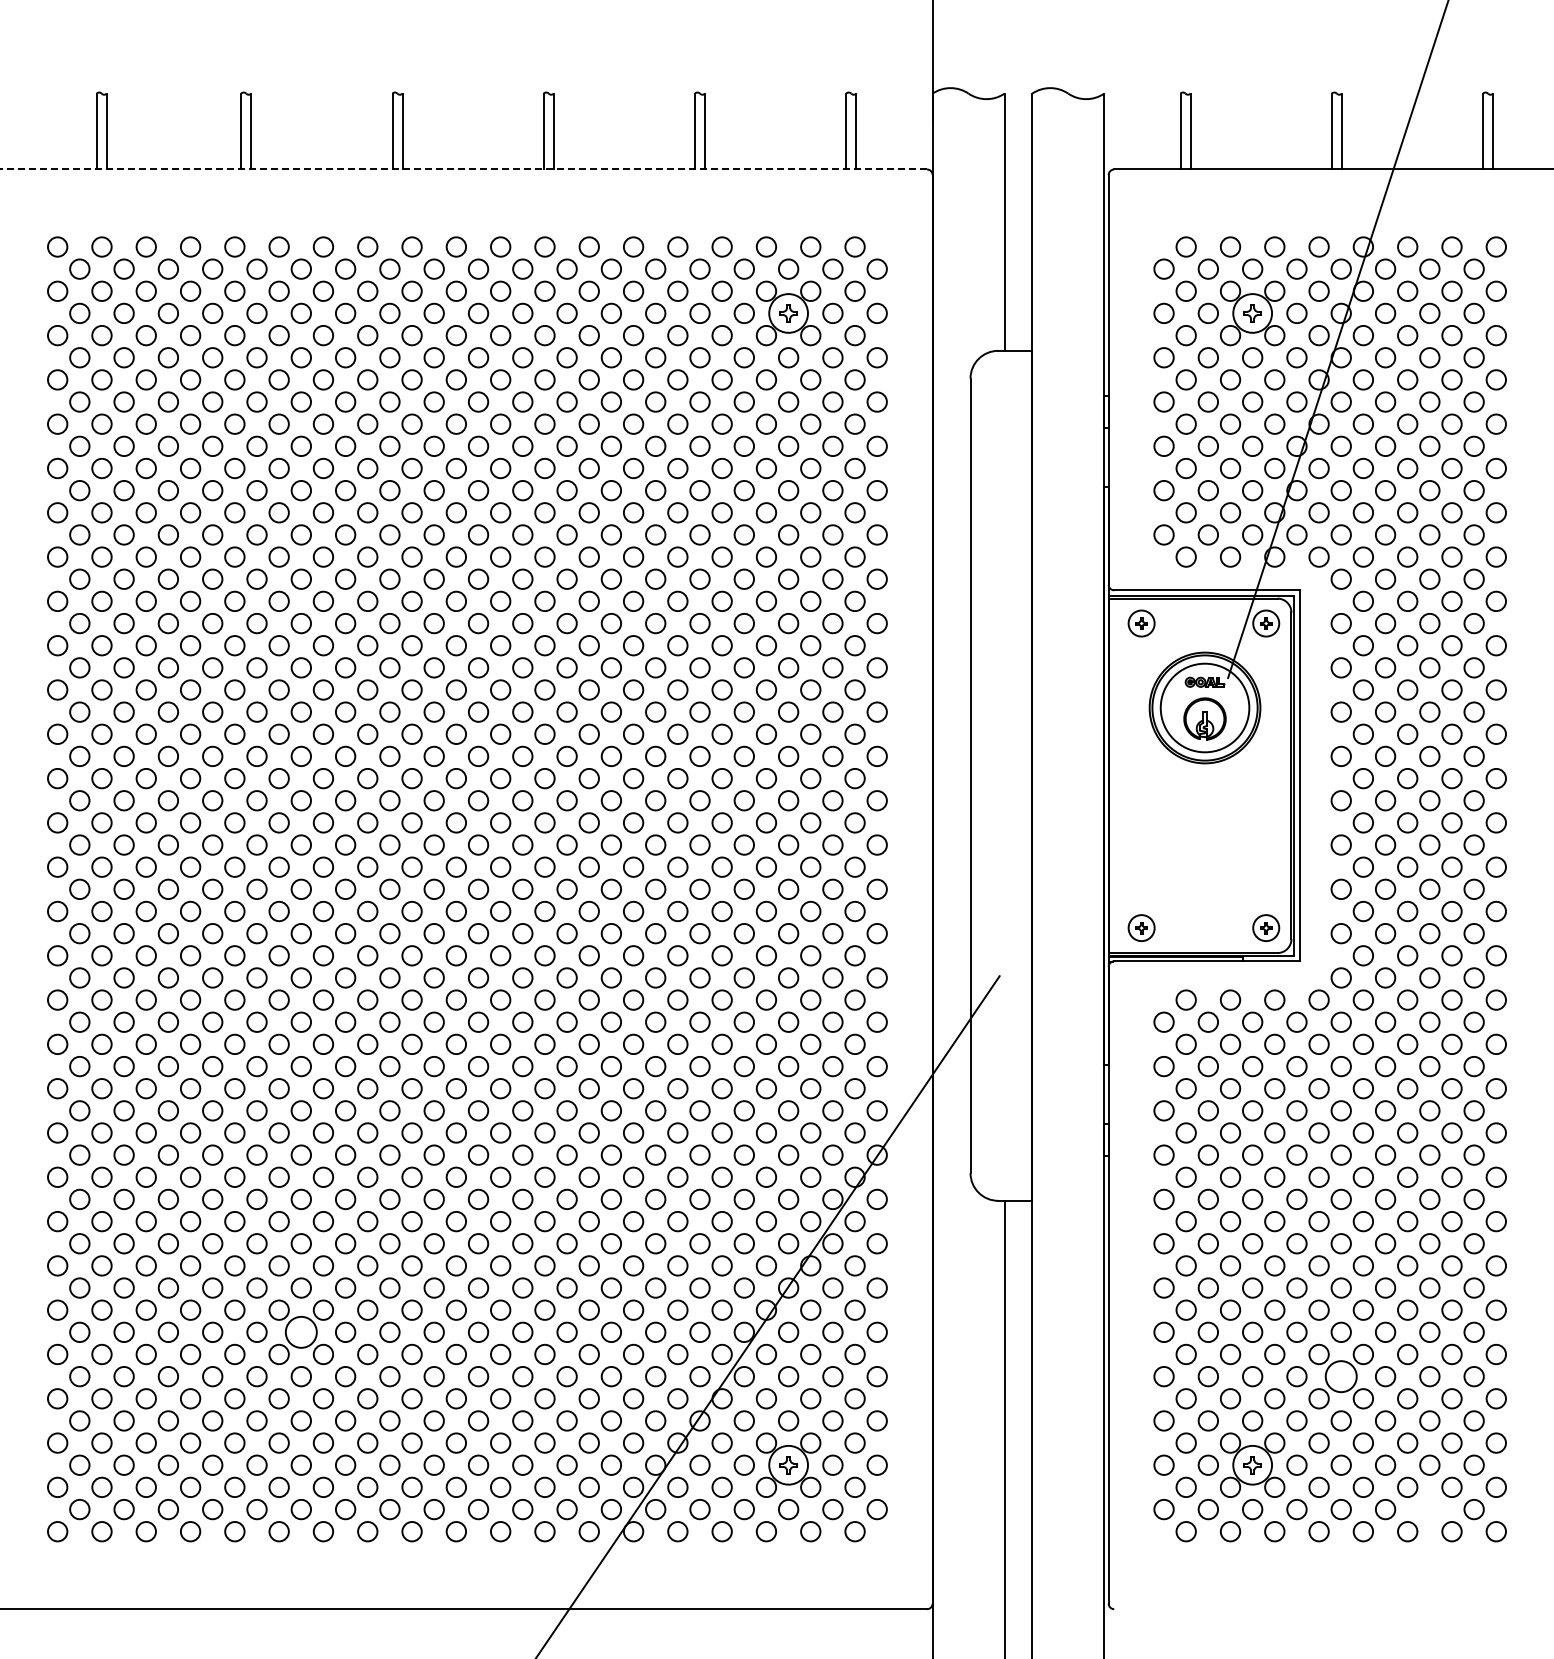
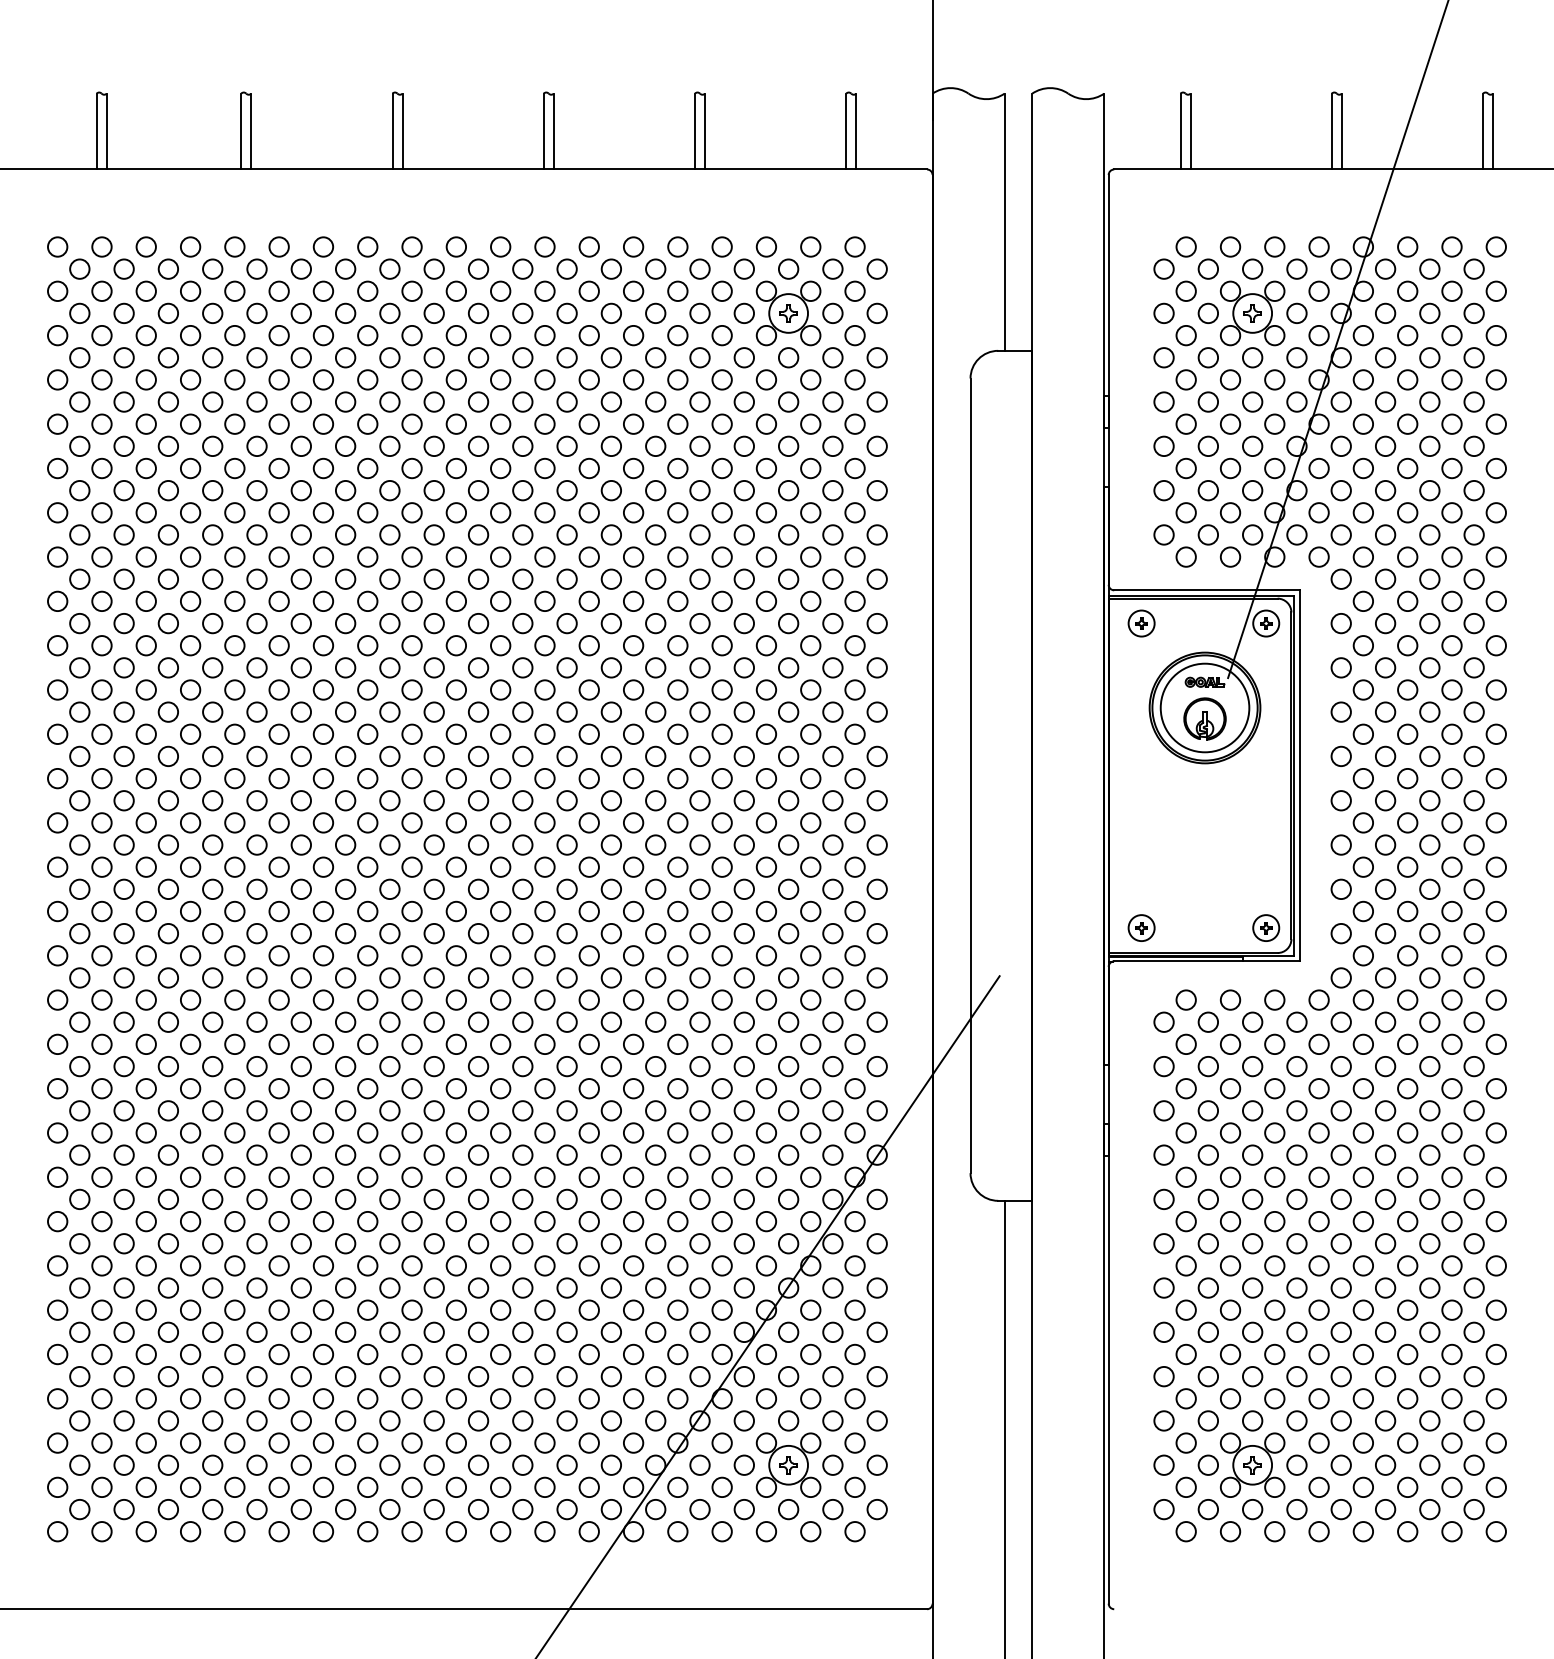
line: dashed -> solid (463, 169)
circle diameter: 31 px -> 19 px (301, 1332)
circle diameter: 31 px -> 19 px (1340, 1376)
circle: none -> present (1429, 1509)
